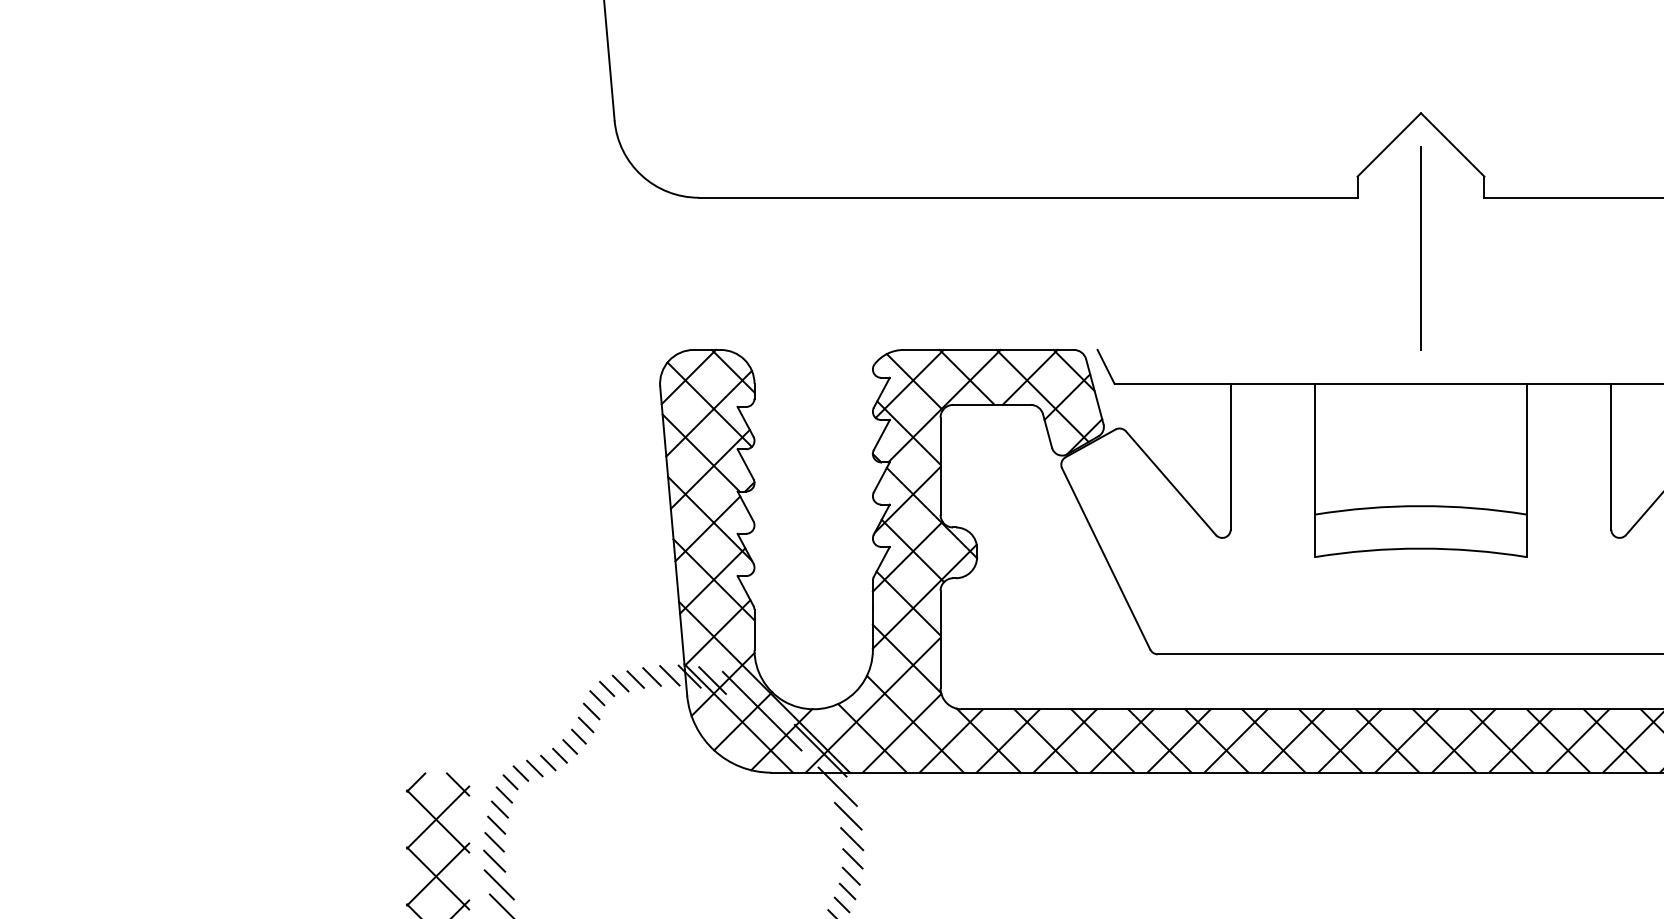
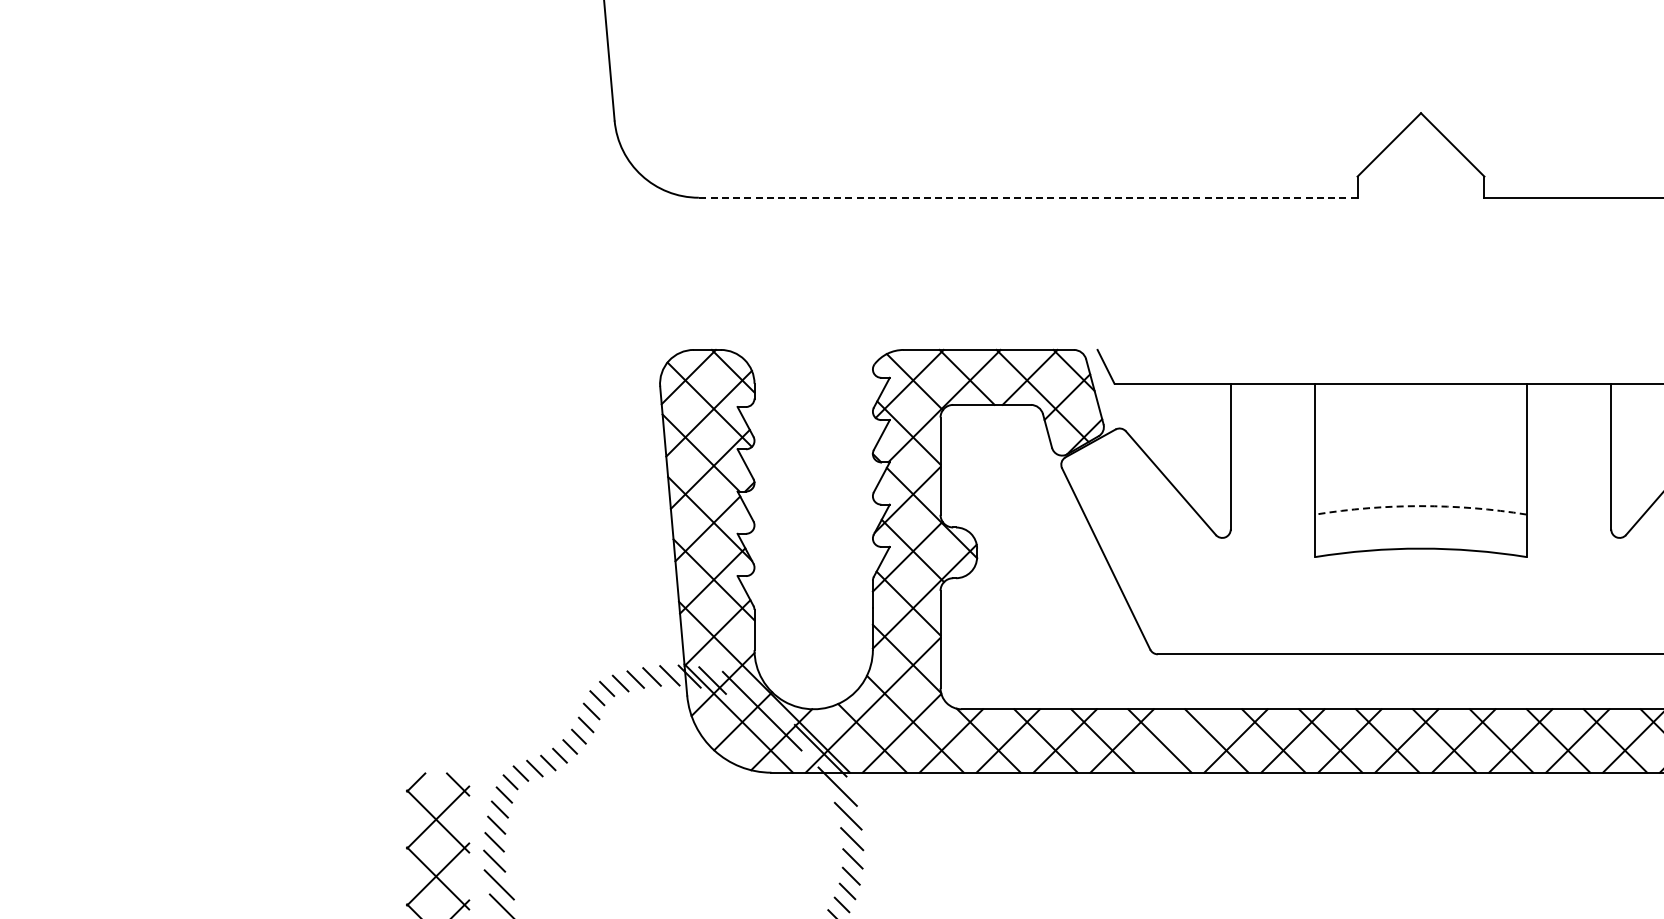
line: solid -> dashed (1027, 197)
line: present -> none (1420, 248)
arc: solid -> dashed (1421, 506)
line: present -> none (1178, 740)
